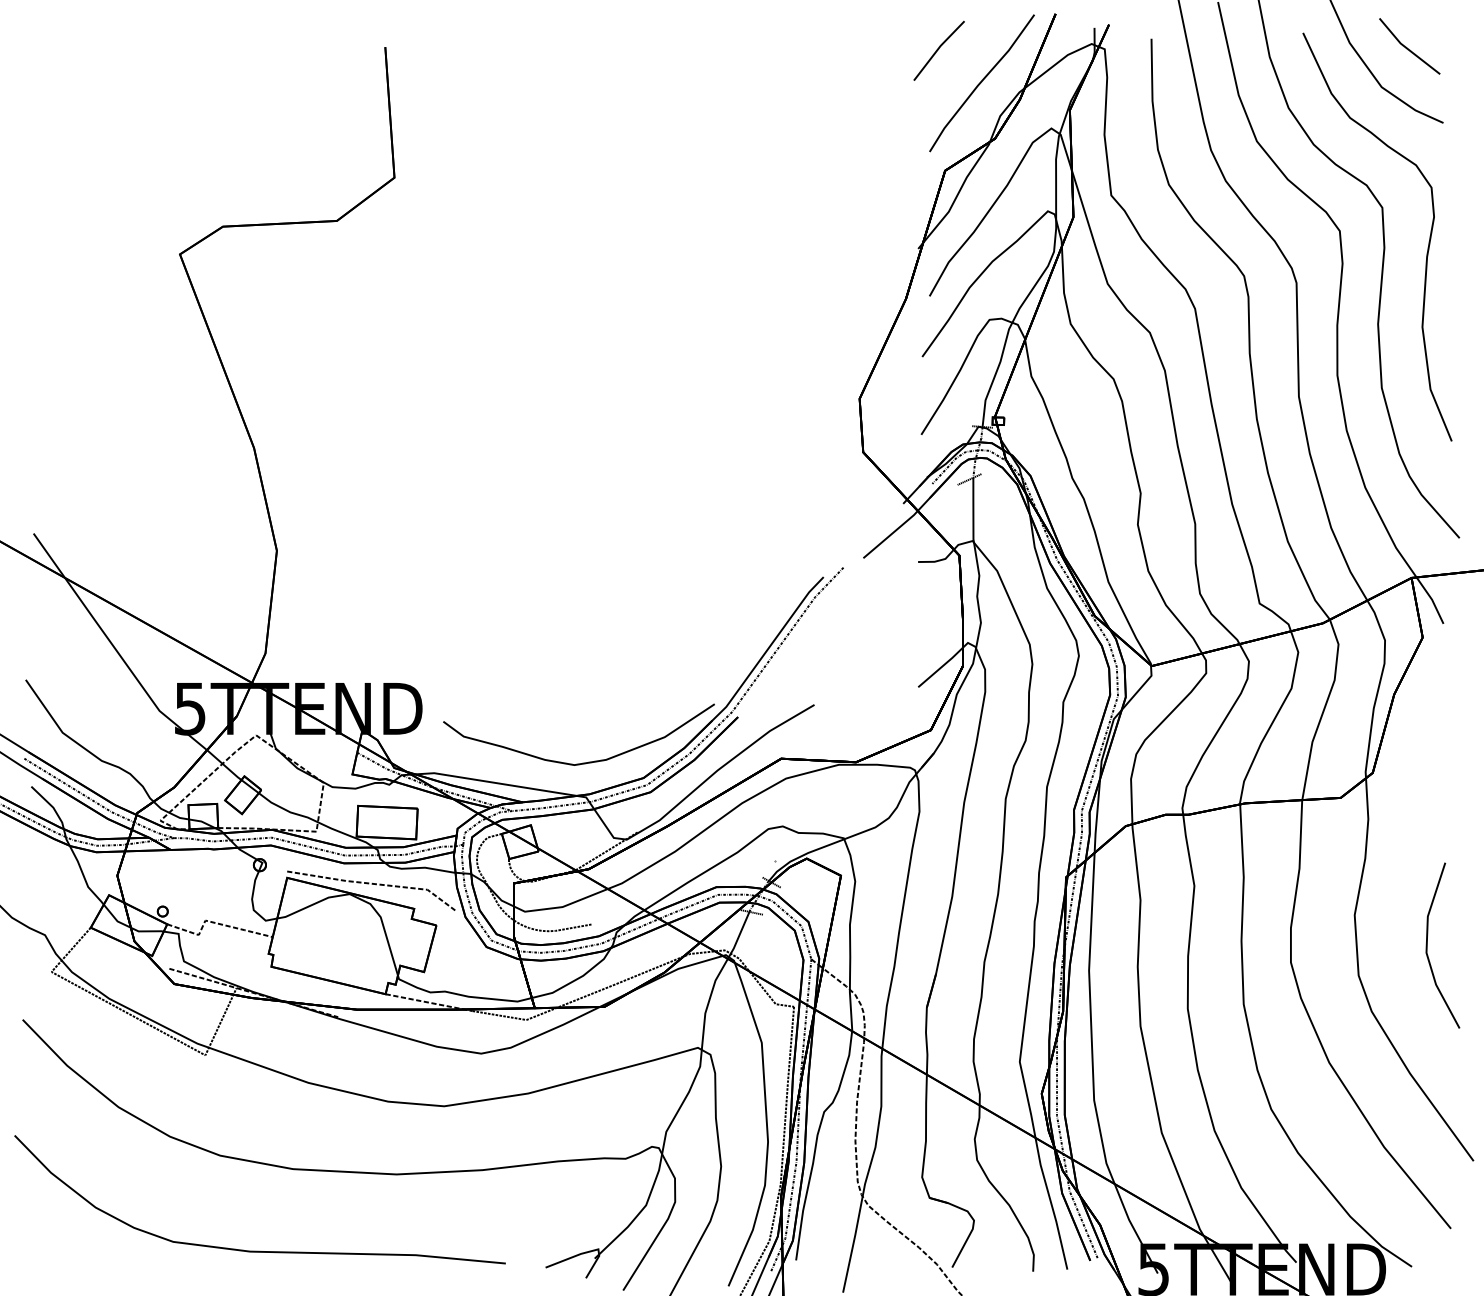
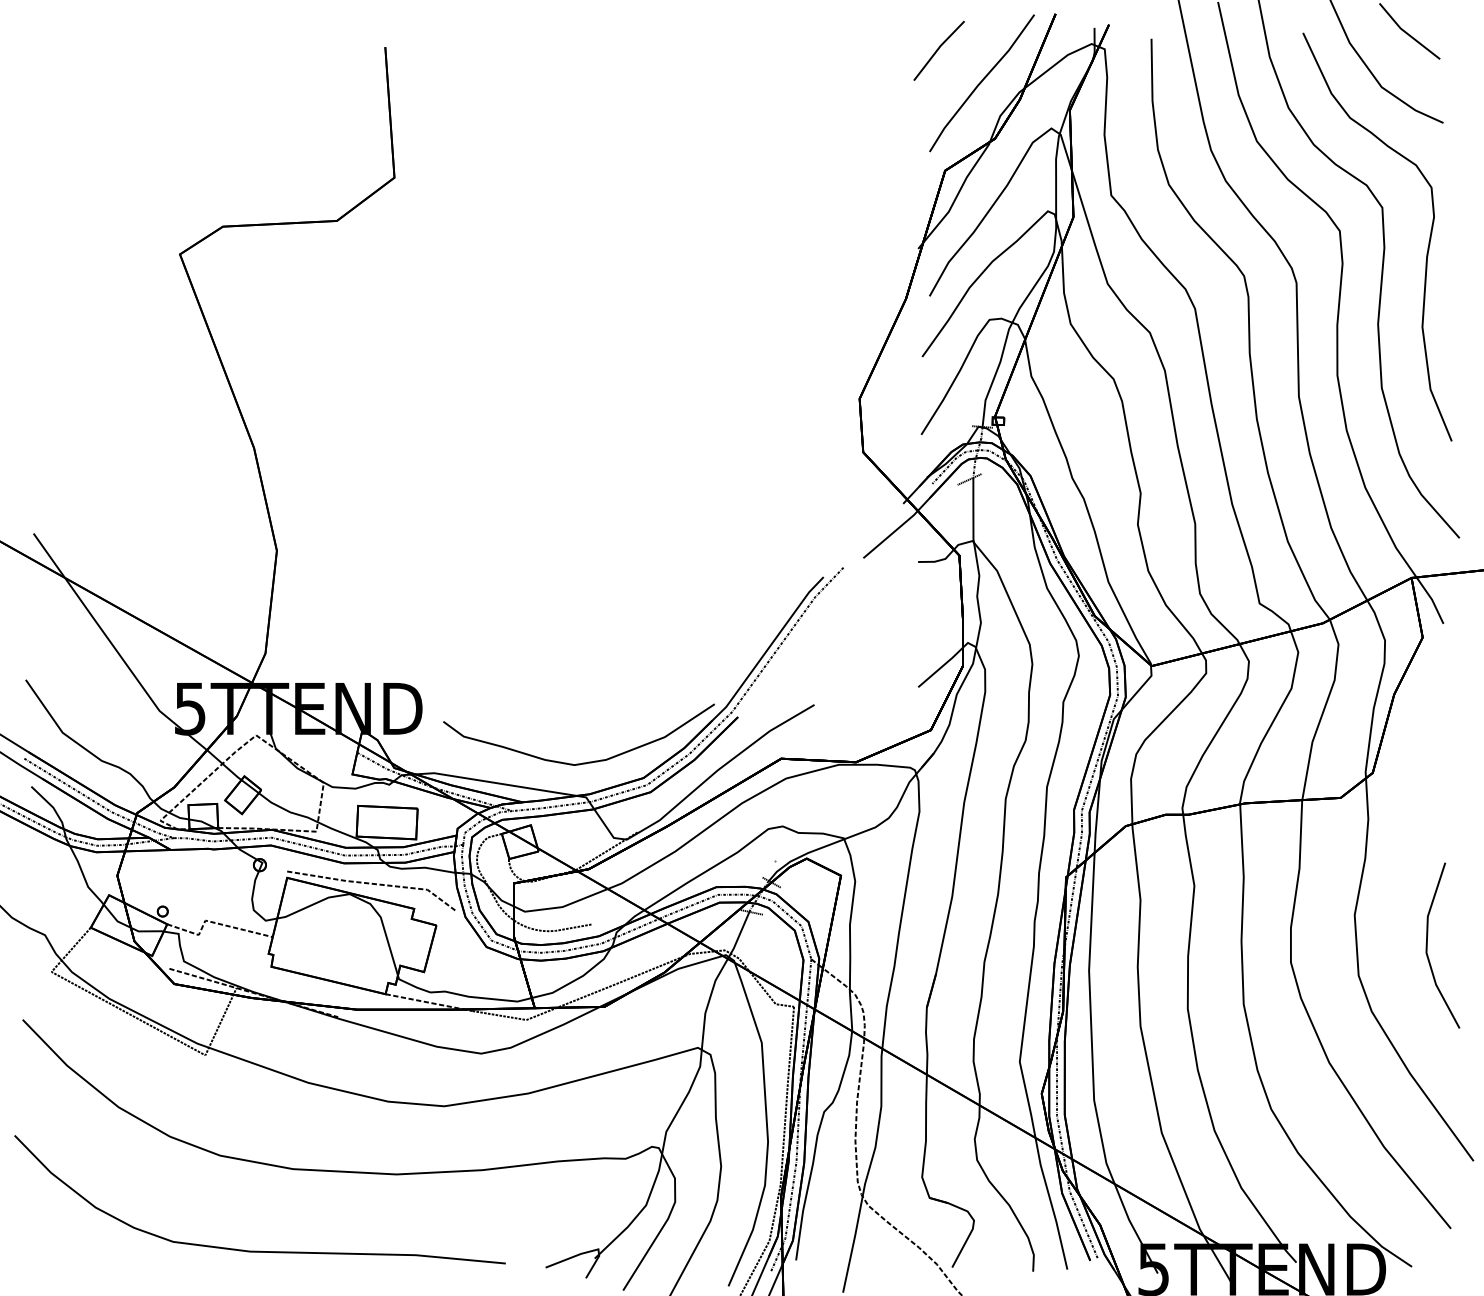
part position: (1409, 46) -> (1409, 31) (1409, 31)
